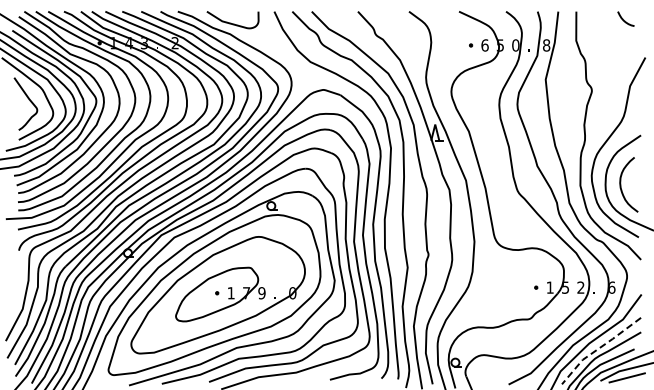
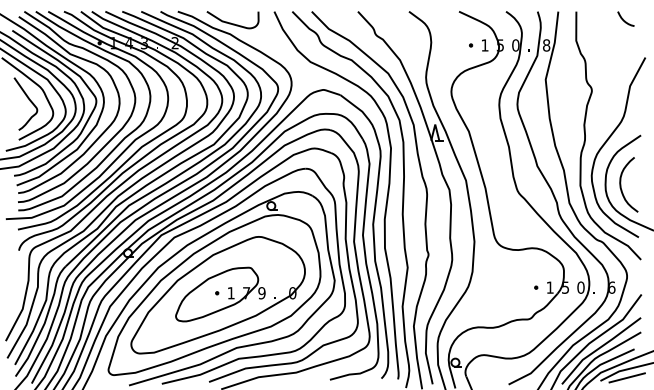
text: 6 -> 1 (484, 45)
text: 2 -> 0 (580, 287)
line: dashed -> solid (598, 348)
